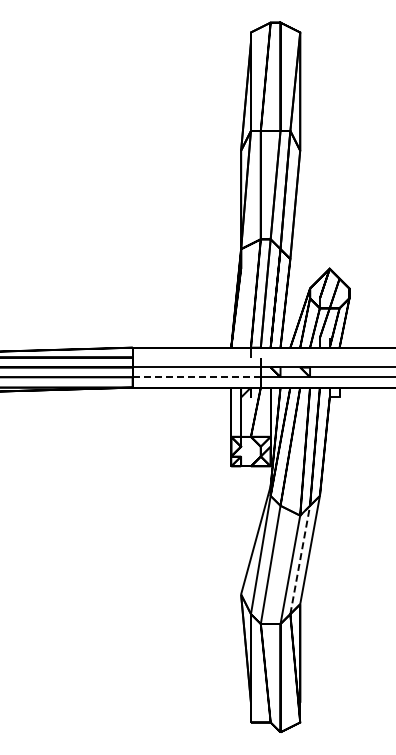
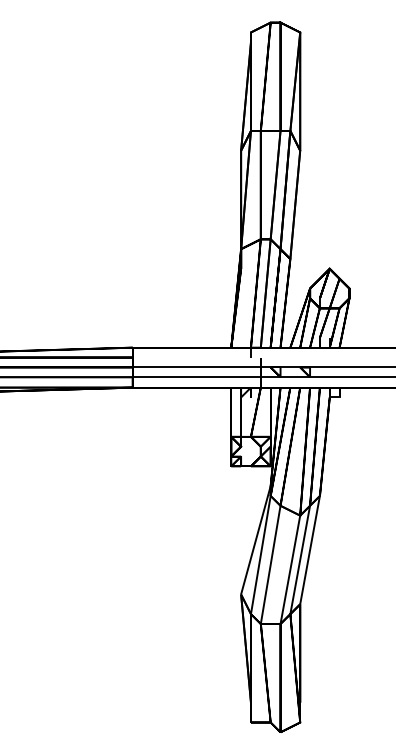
line: dashed -> solid (190, 377)
line: dashed -> solid (301, 552)
